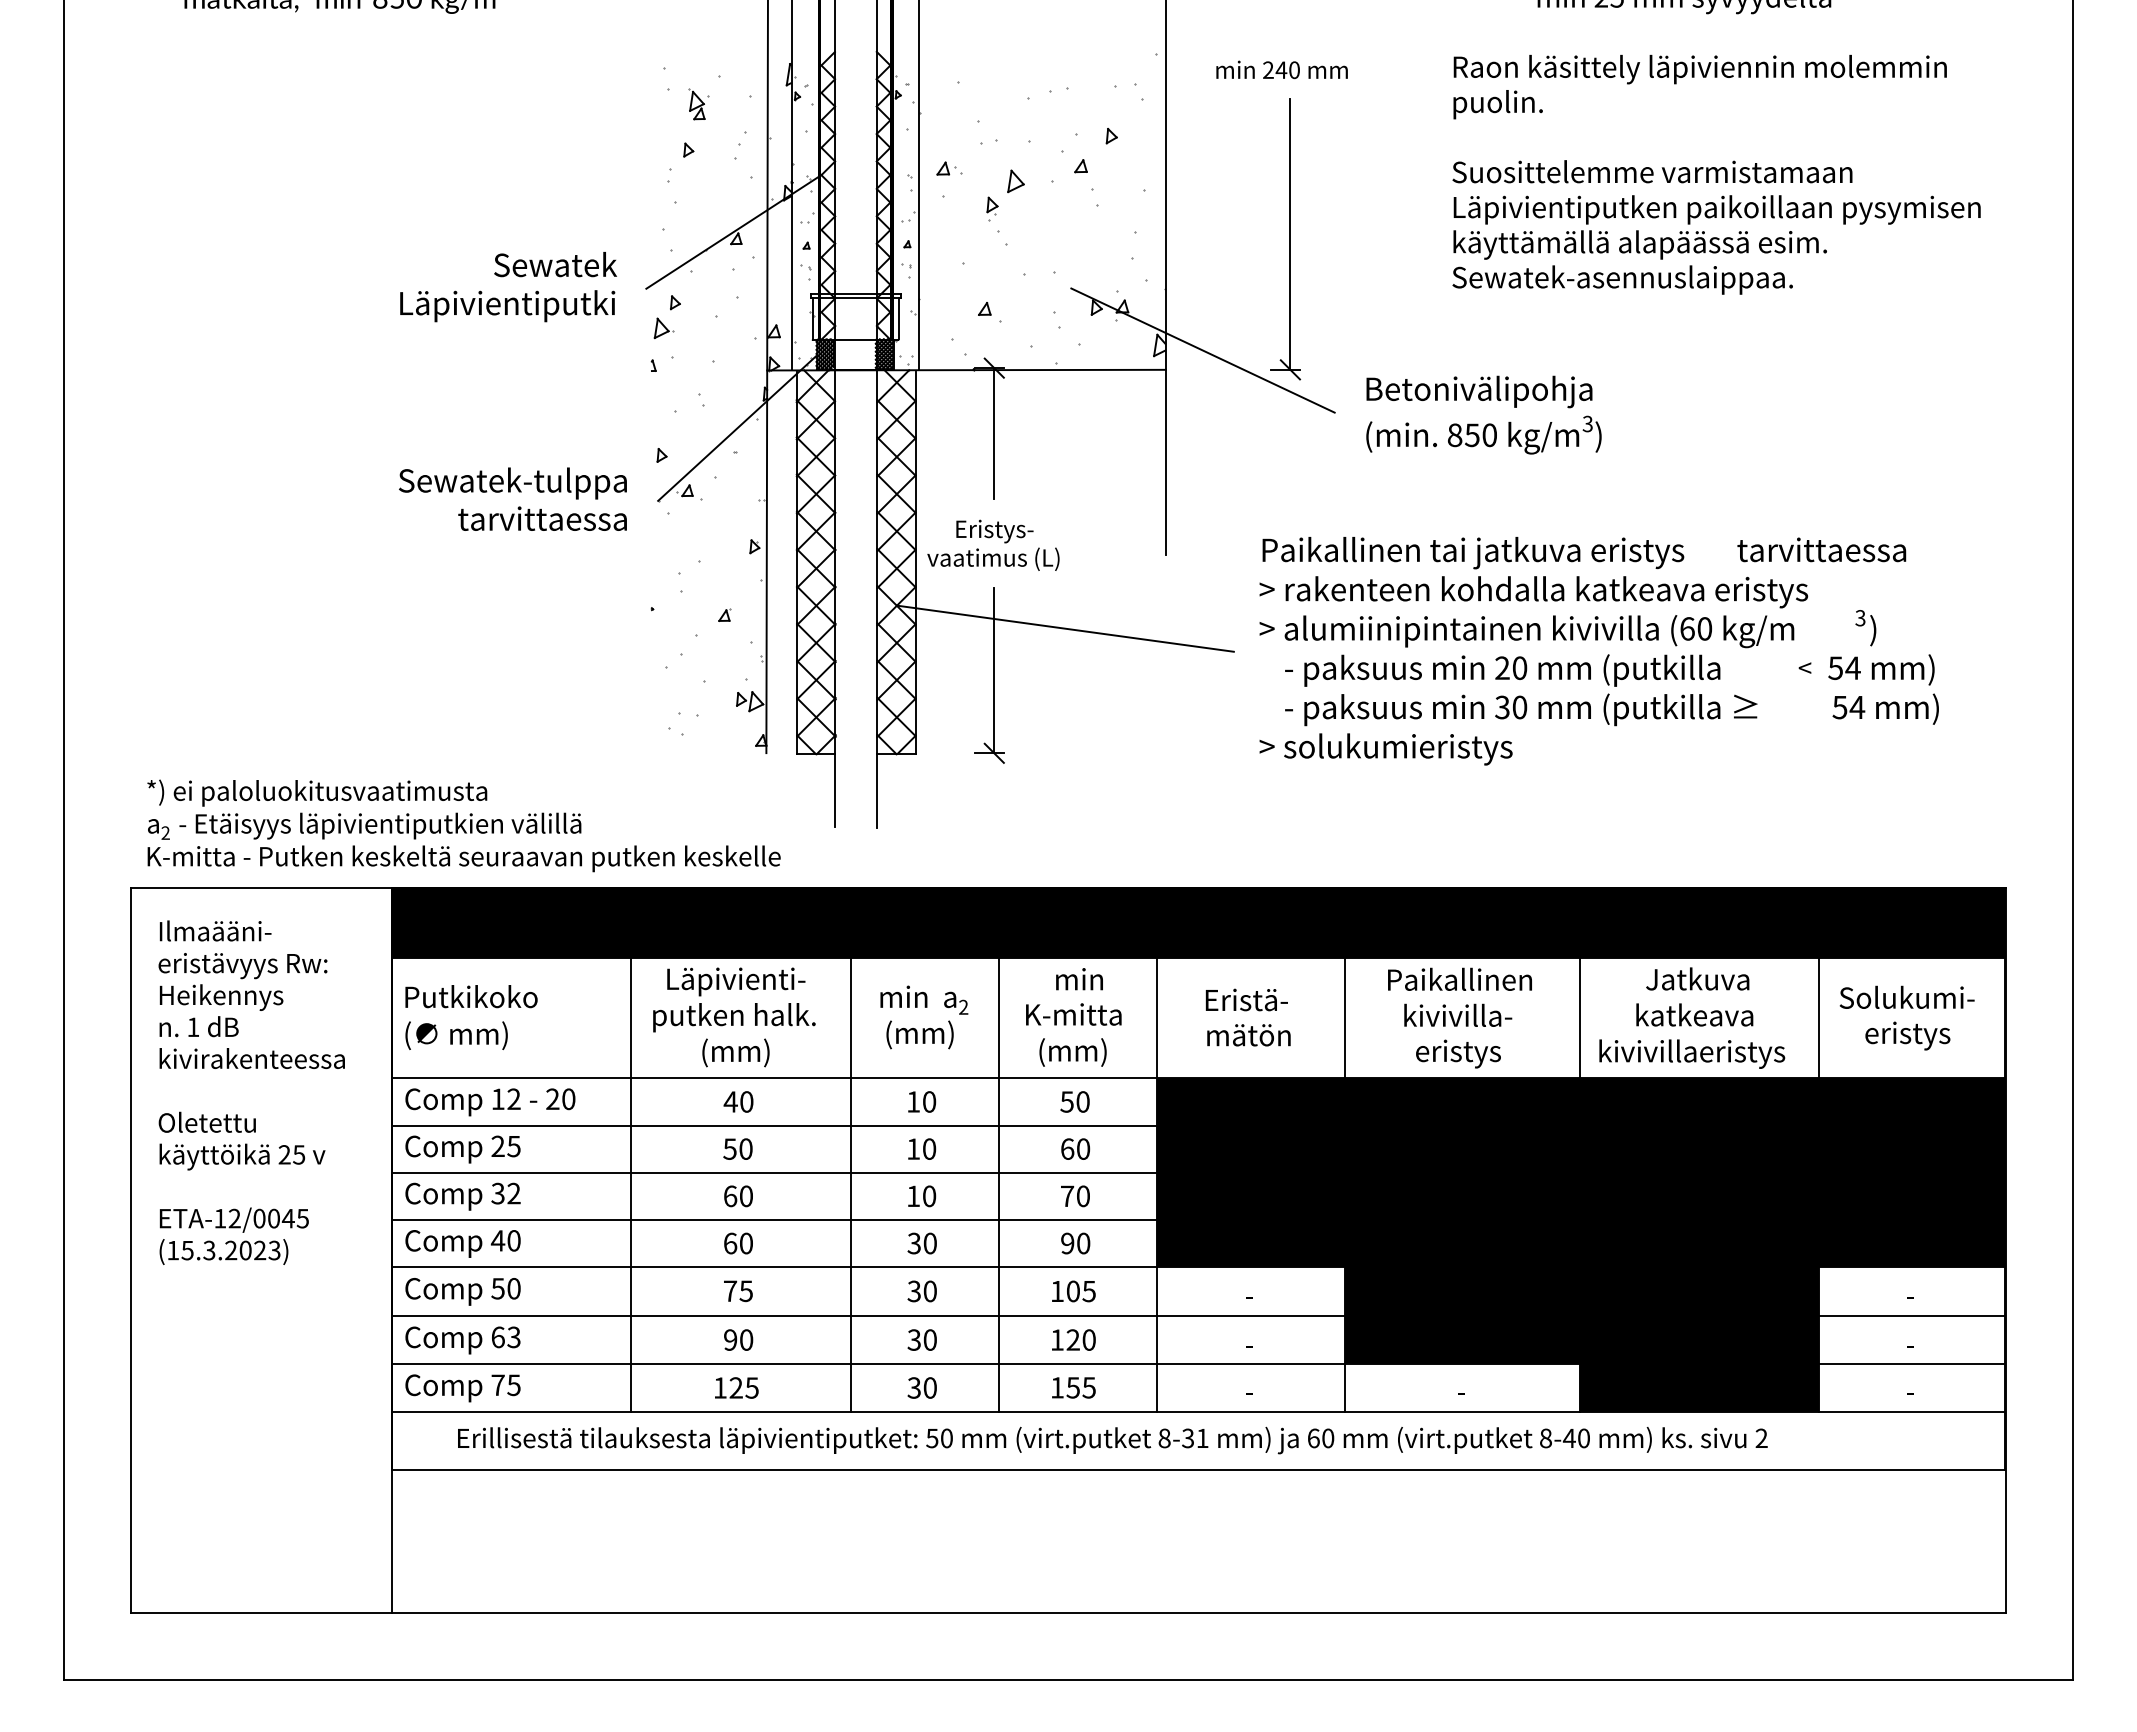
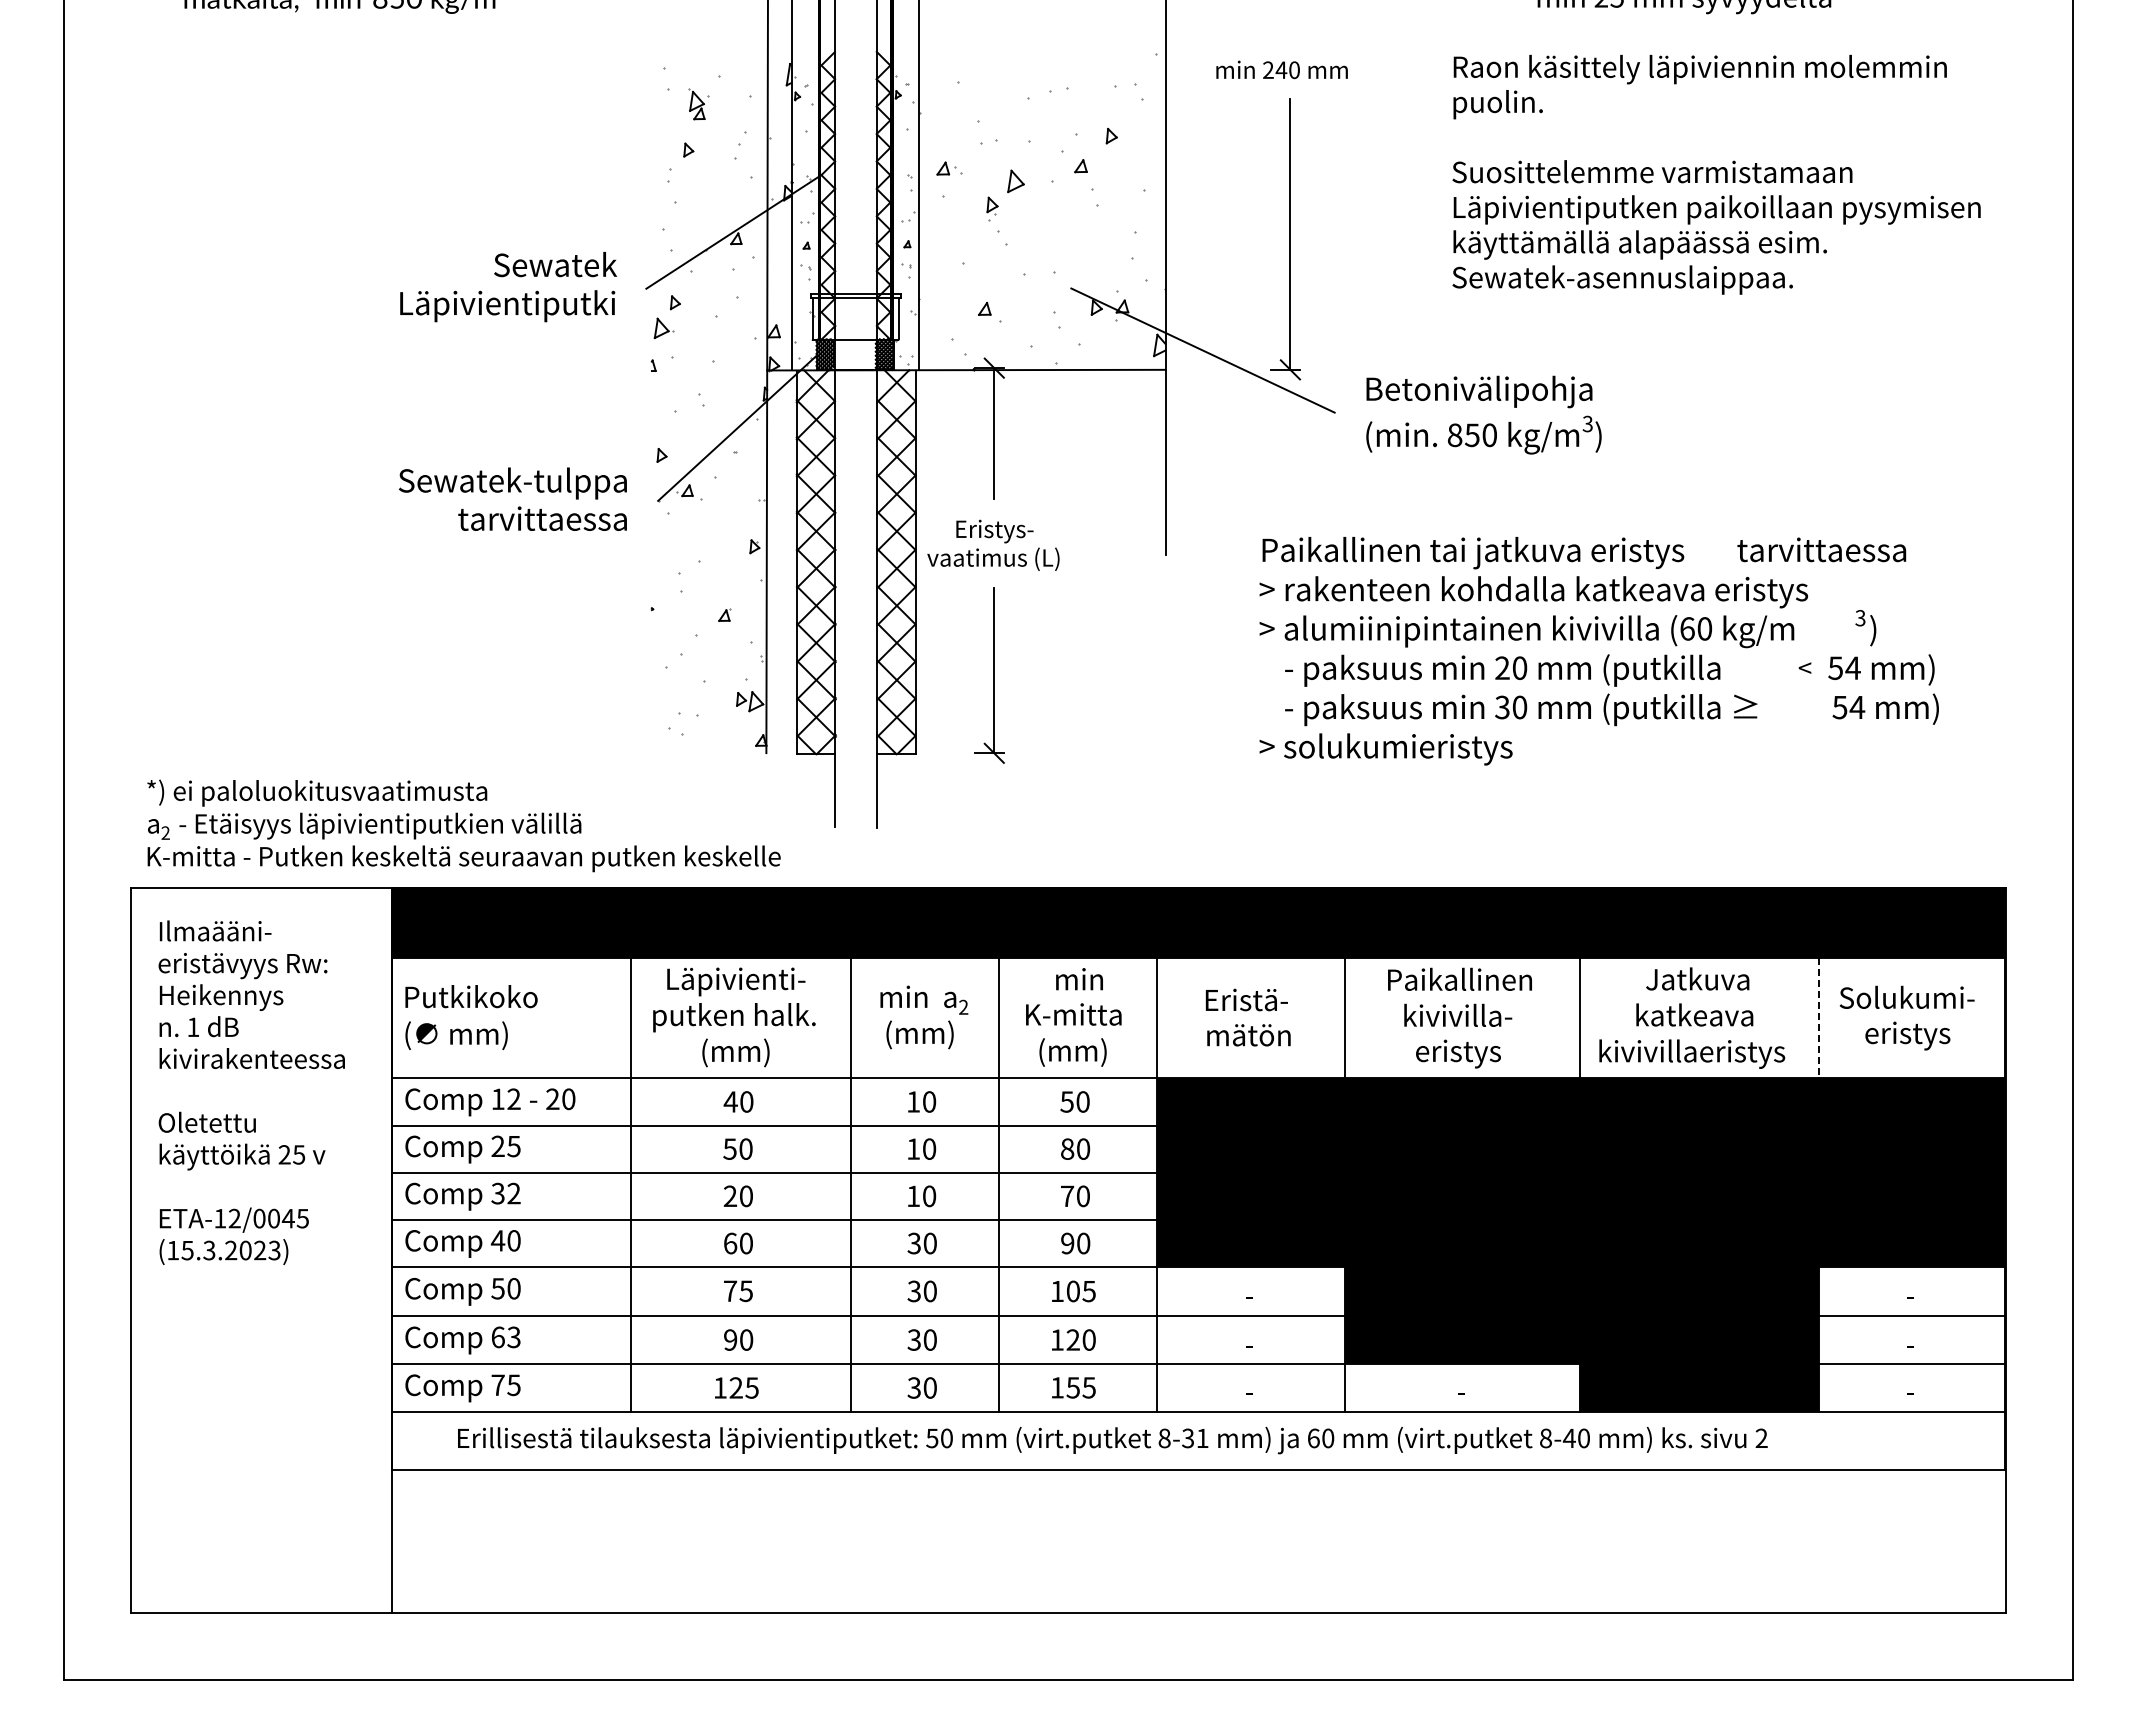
line: present -> none (1064, 628)
line: solid -> dashed (1819, 1018)
text: 60 -> 80 (1067, 1148)
text: 60 -> 20 (730, 1196)
